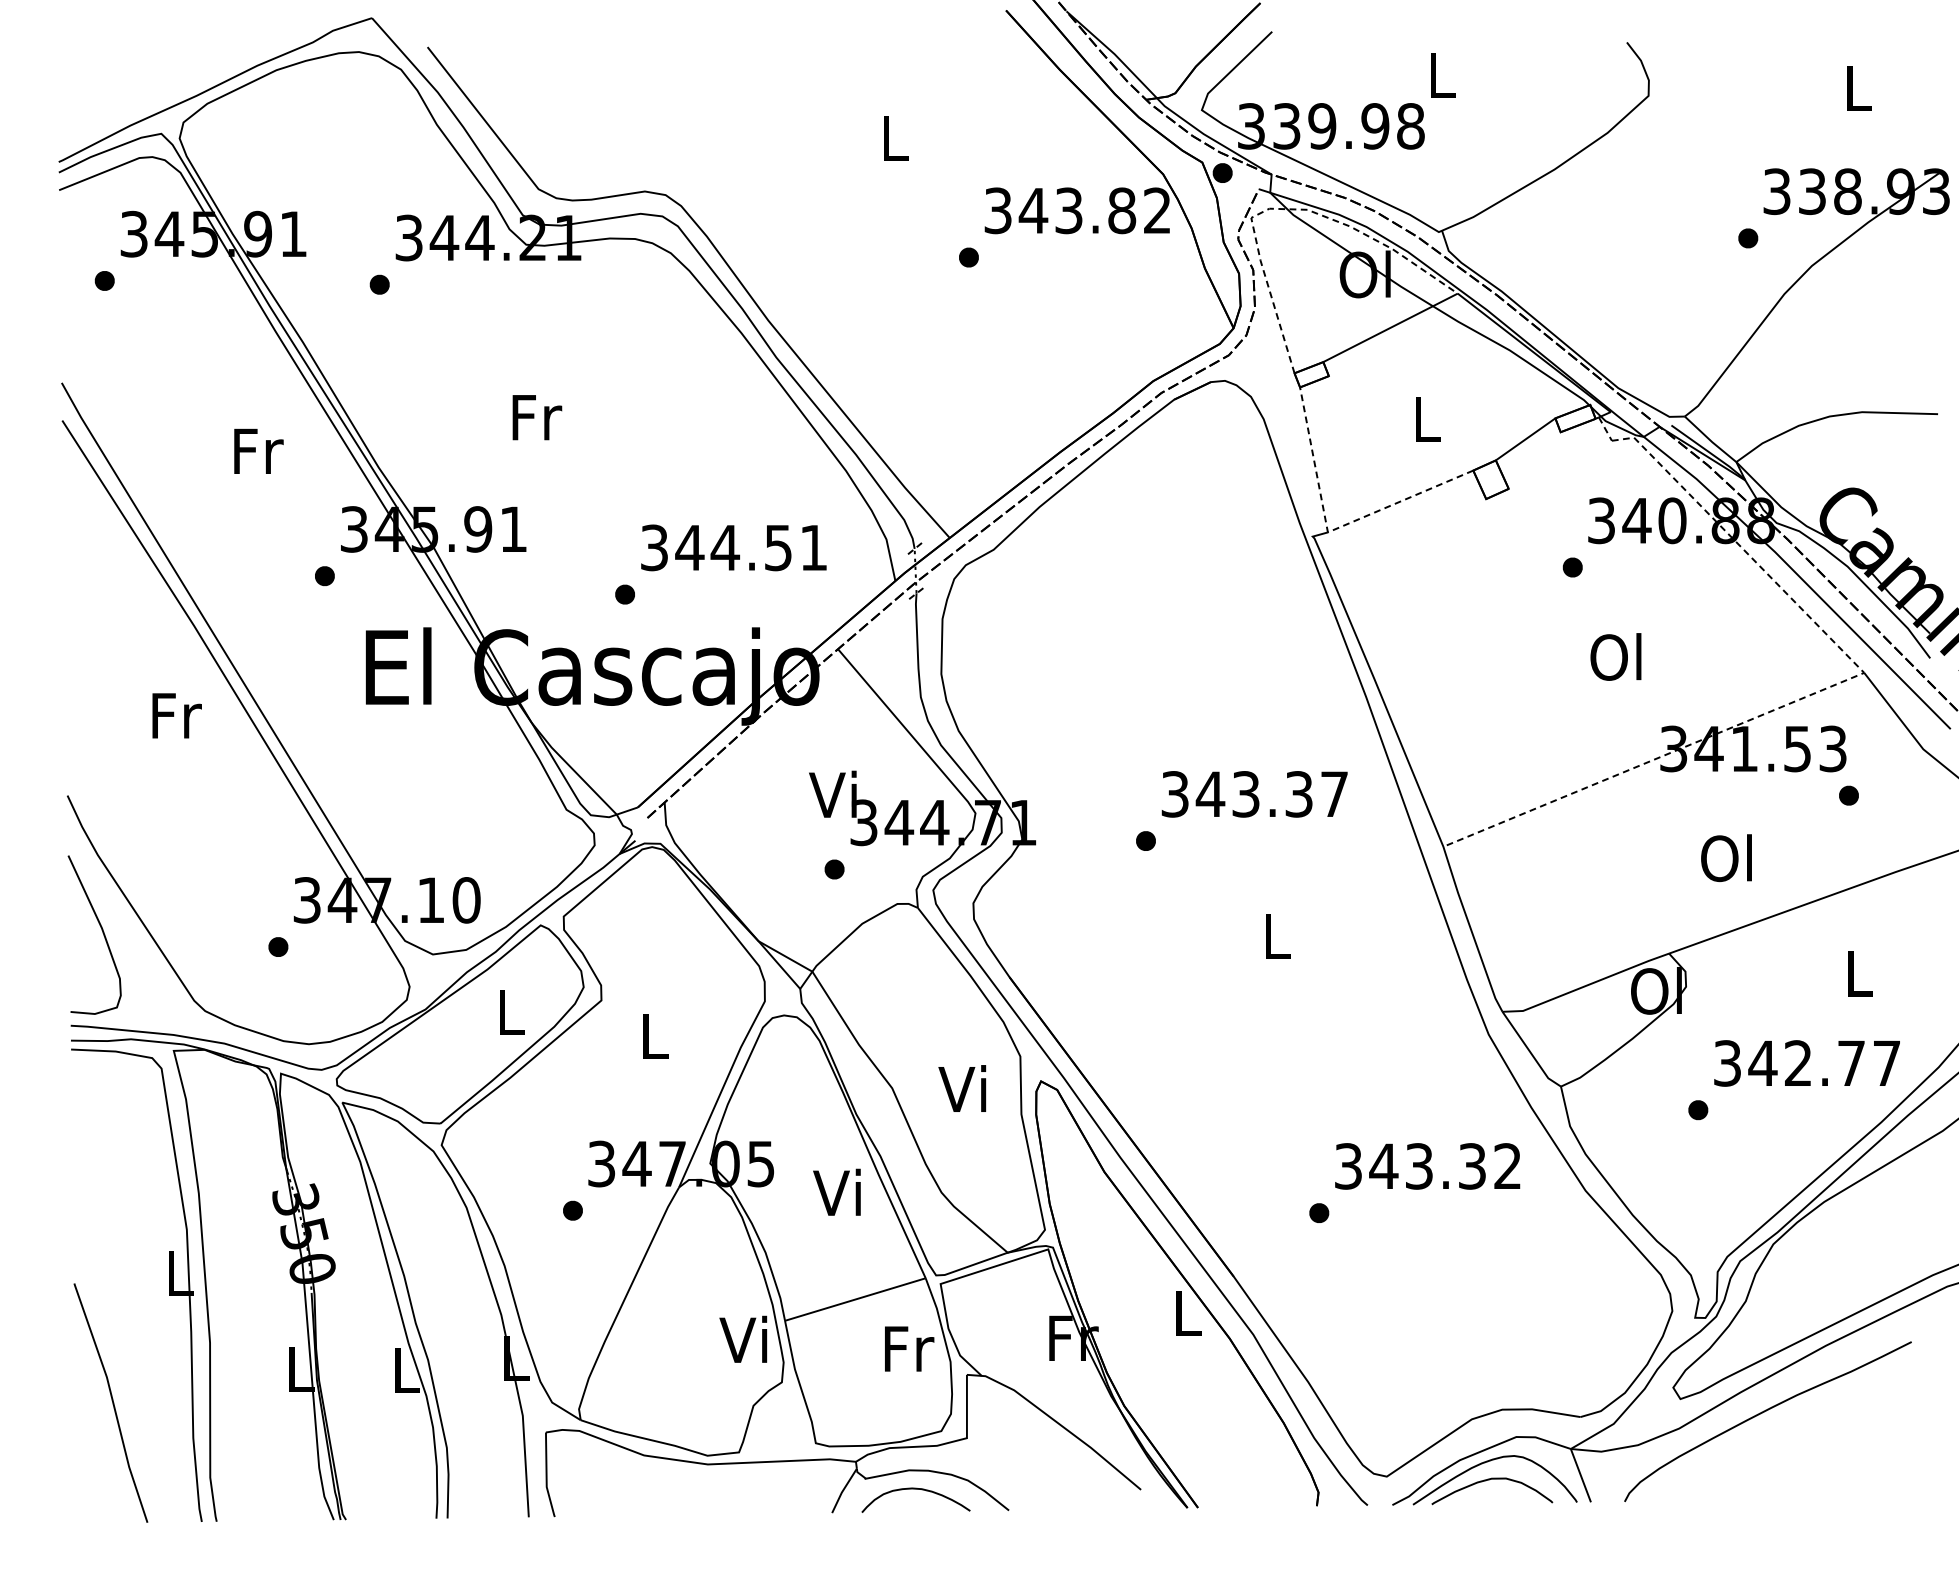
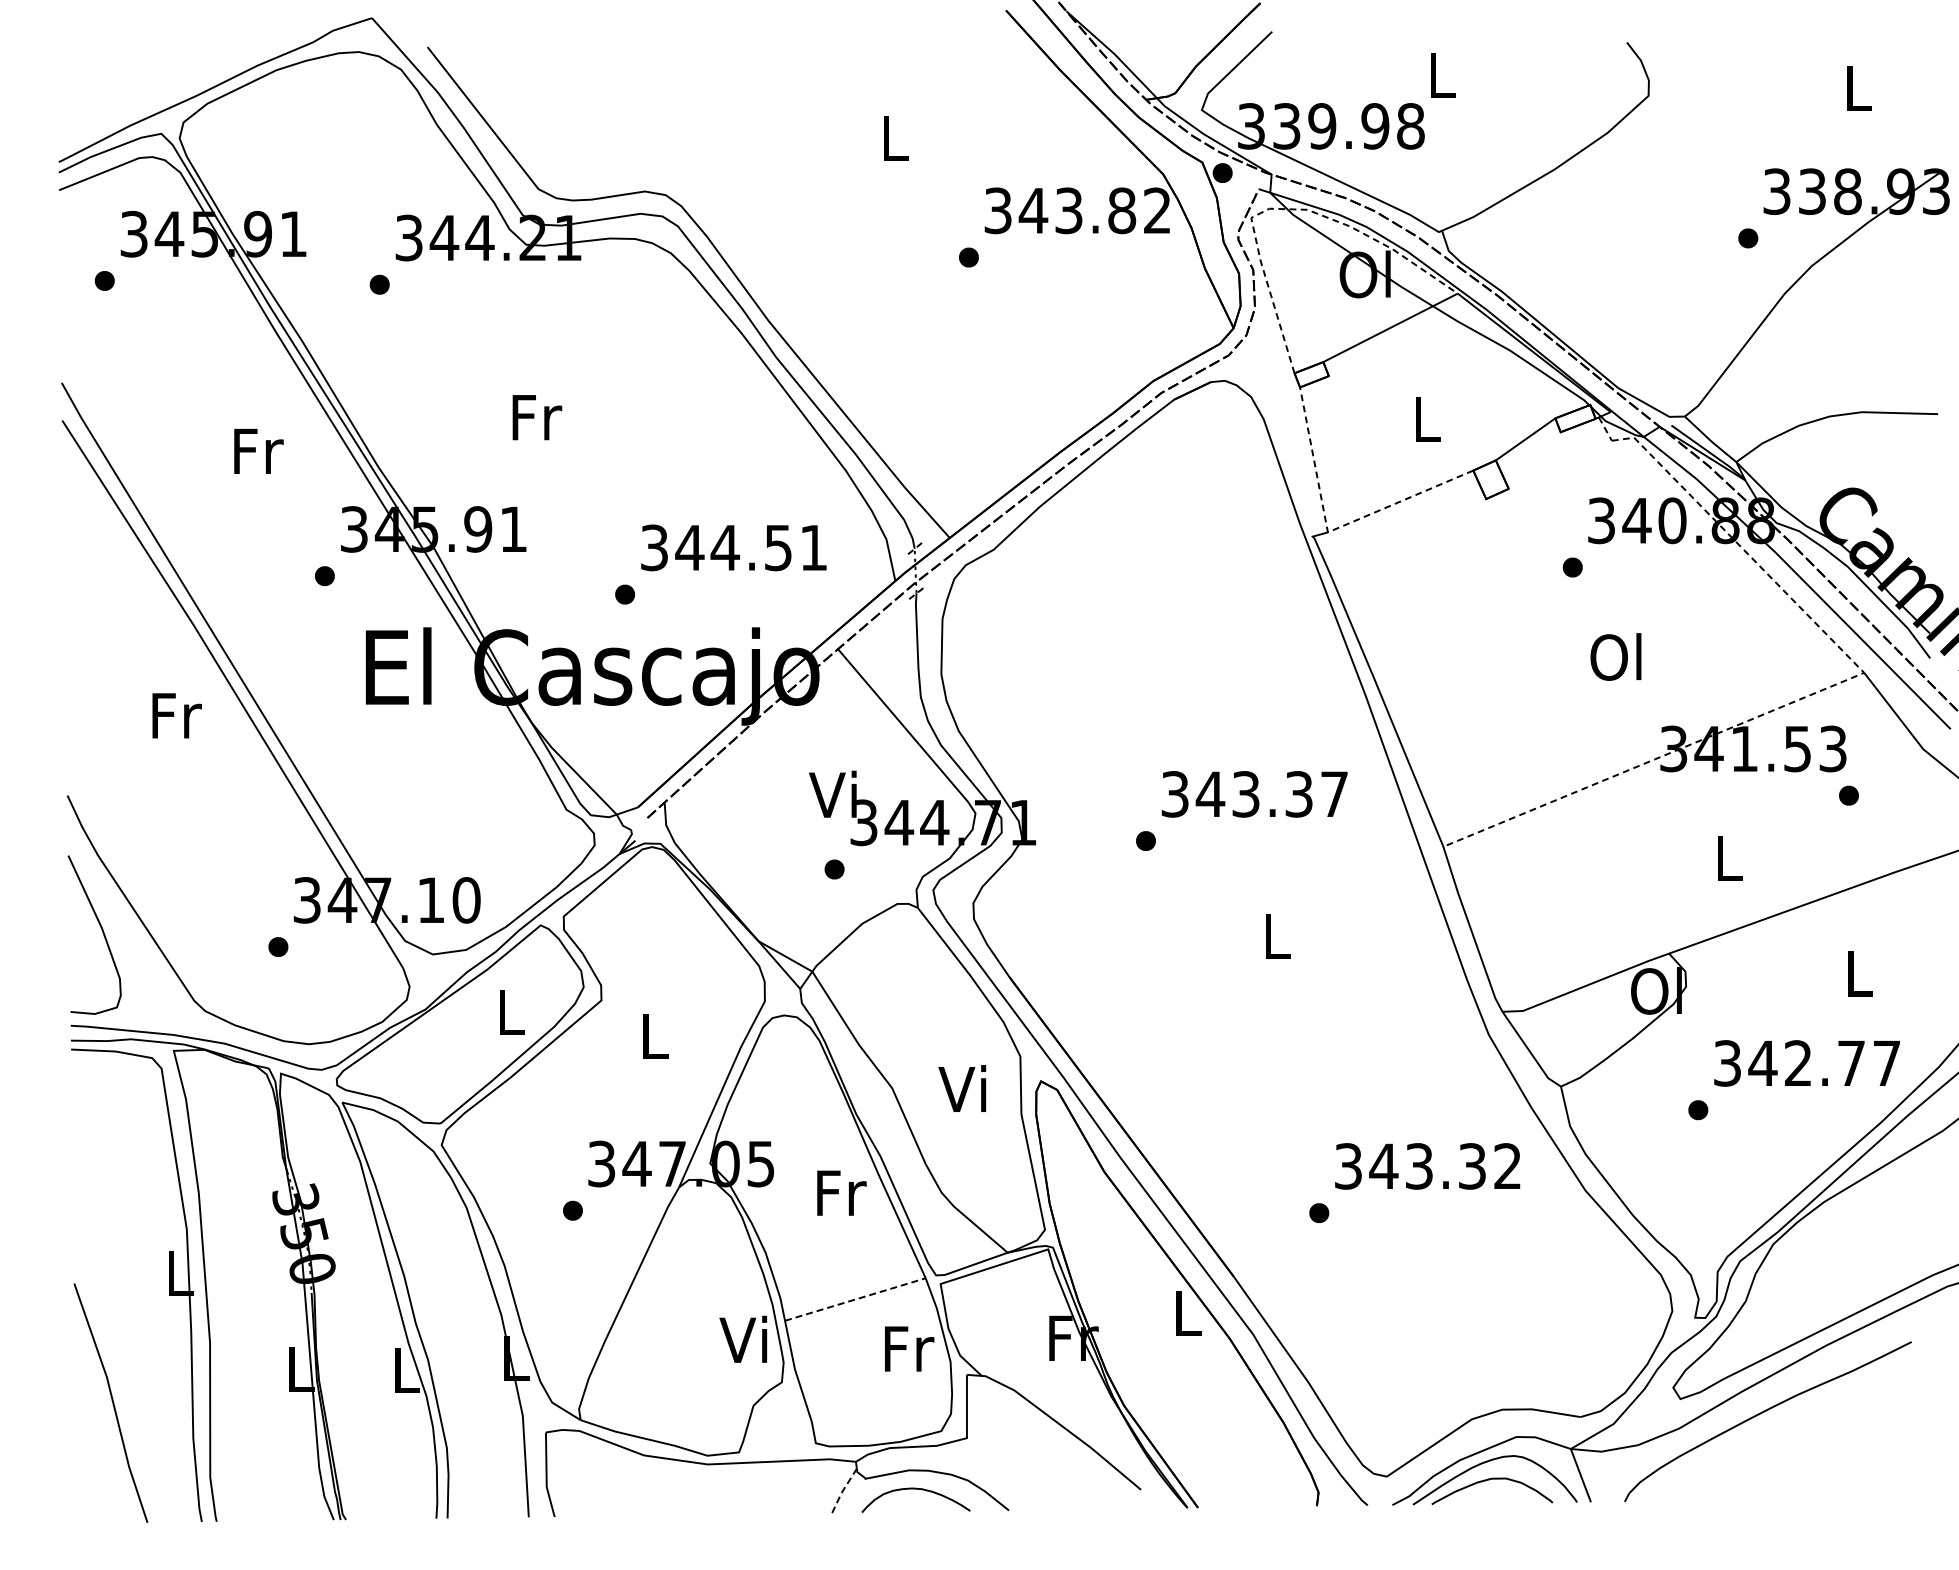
text: Ol -> L (1726, 858)
text: Vi -> Fr (839, 1191)
line: solid -> dashed (855, 1299)
line: solid -> dashed (843, 1490)
